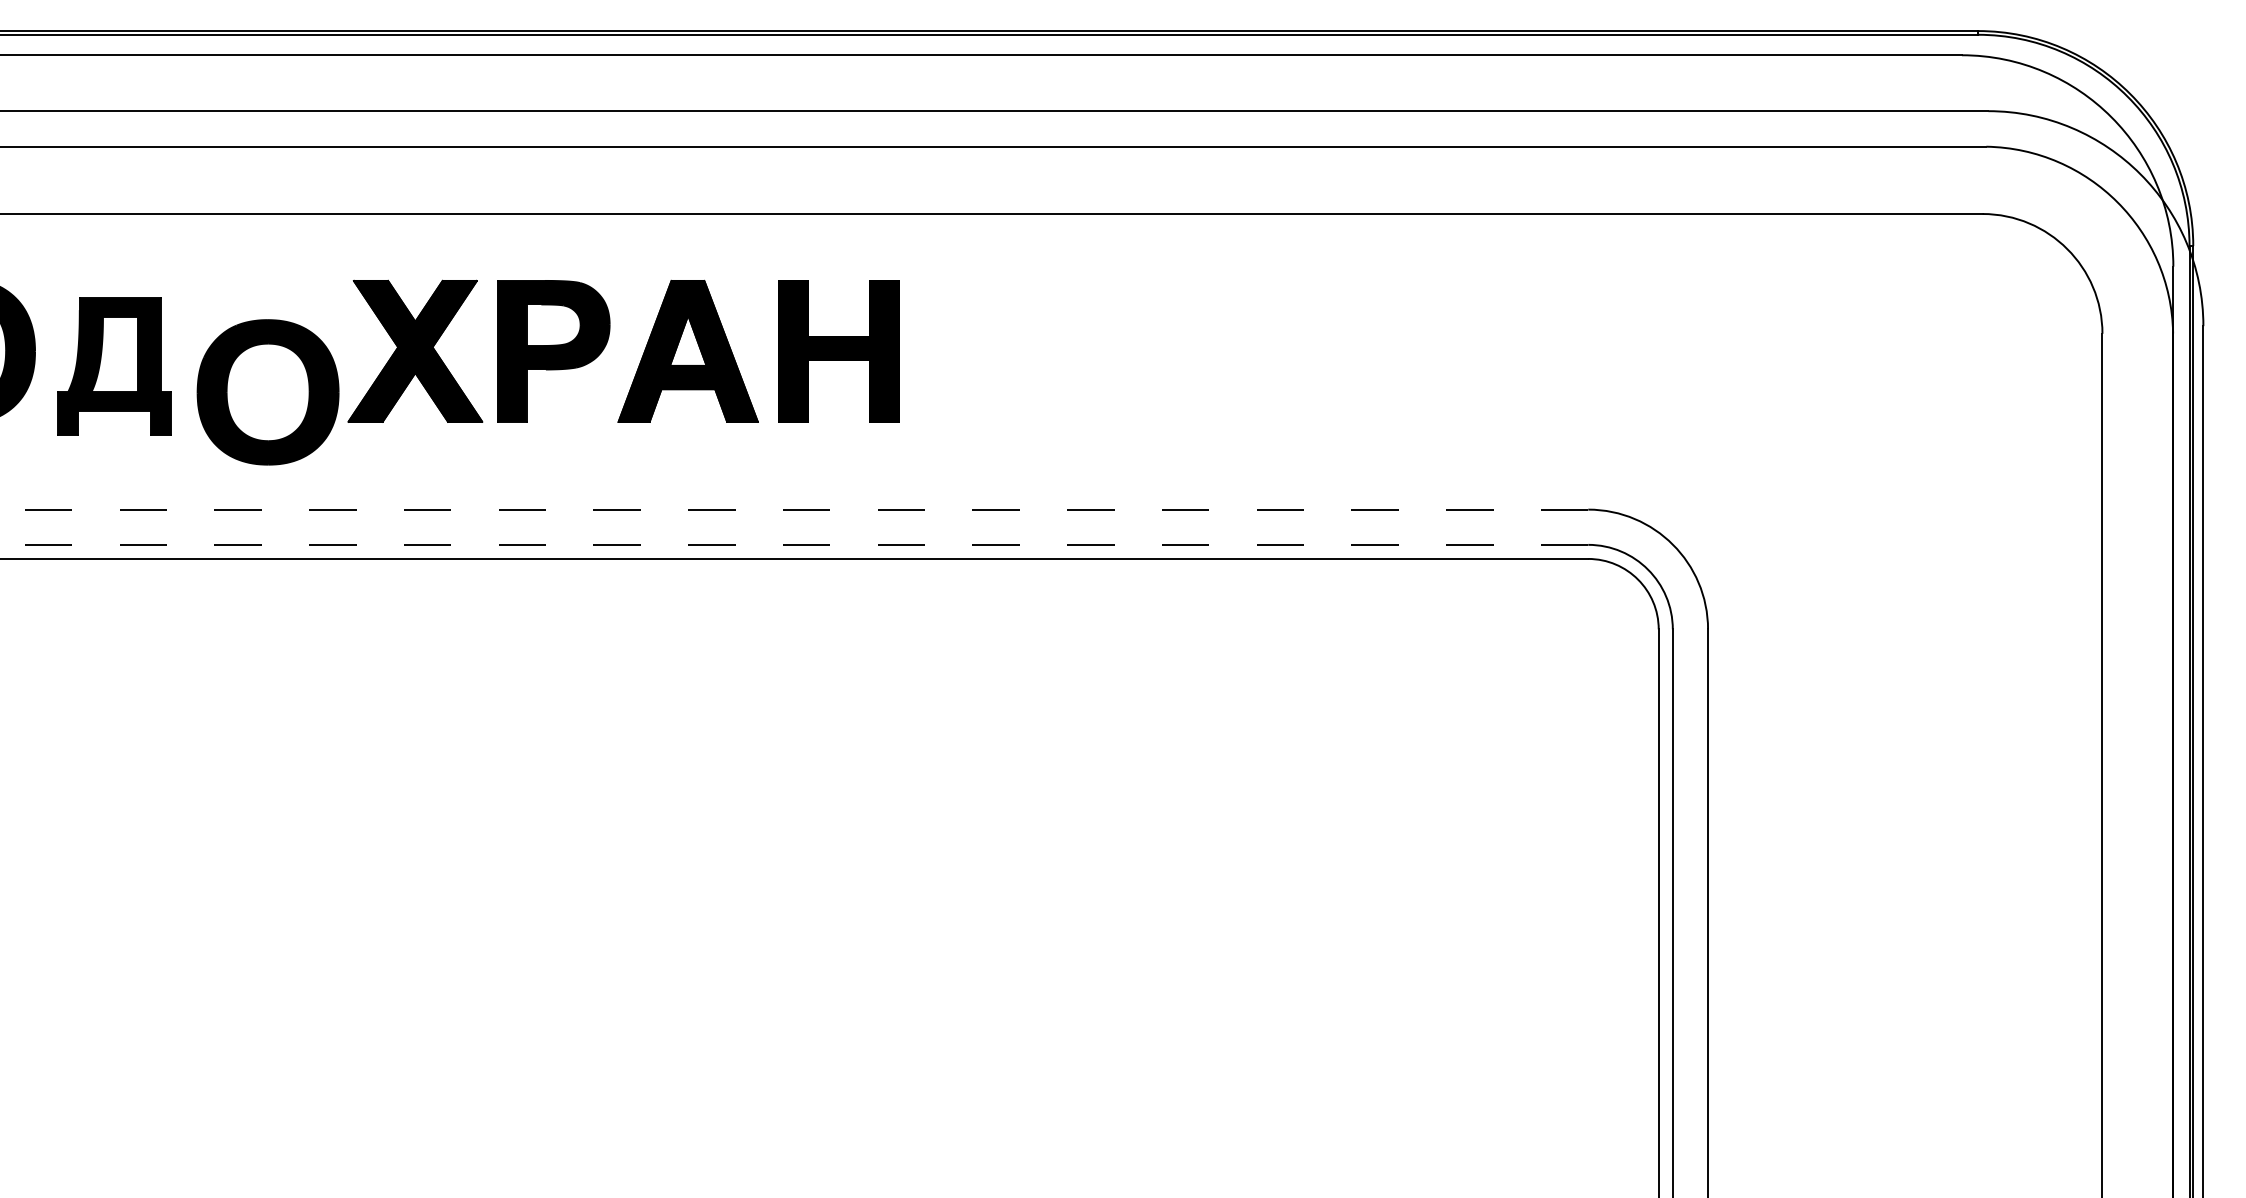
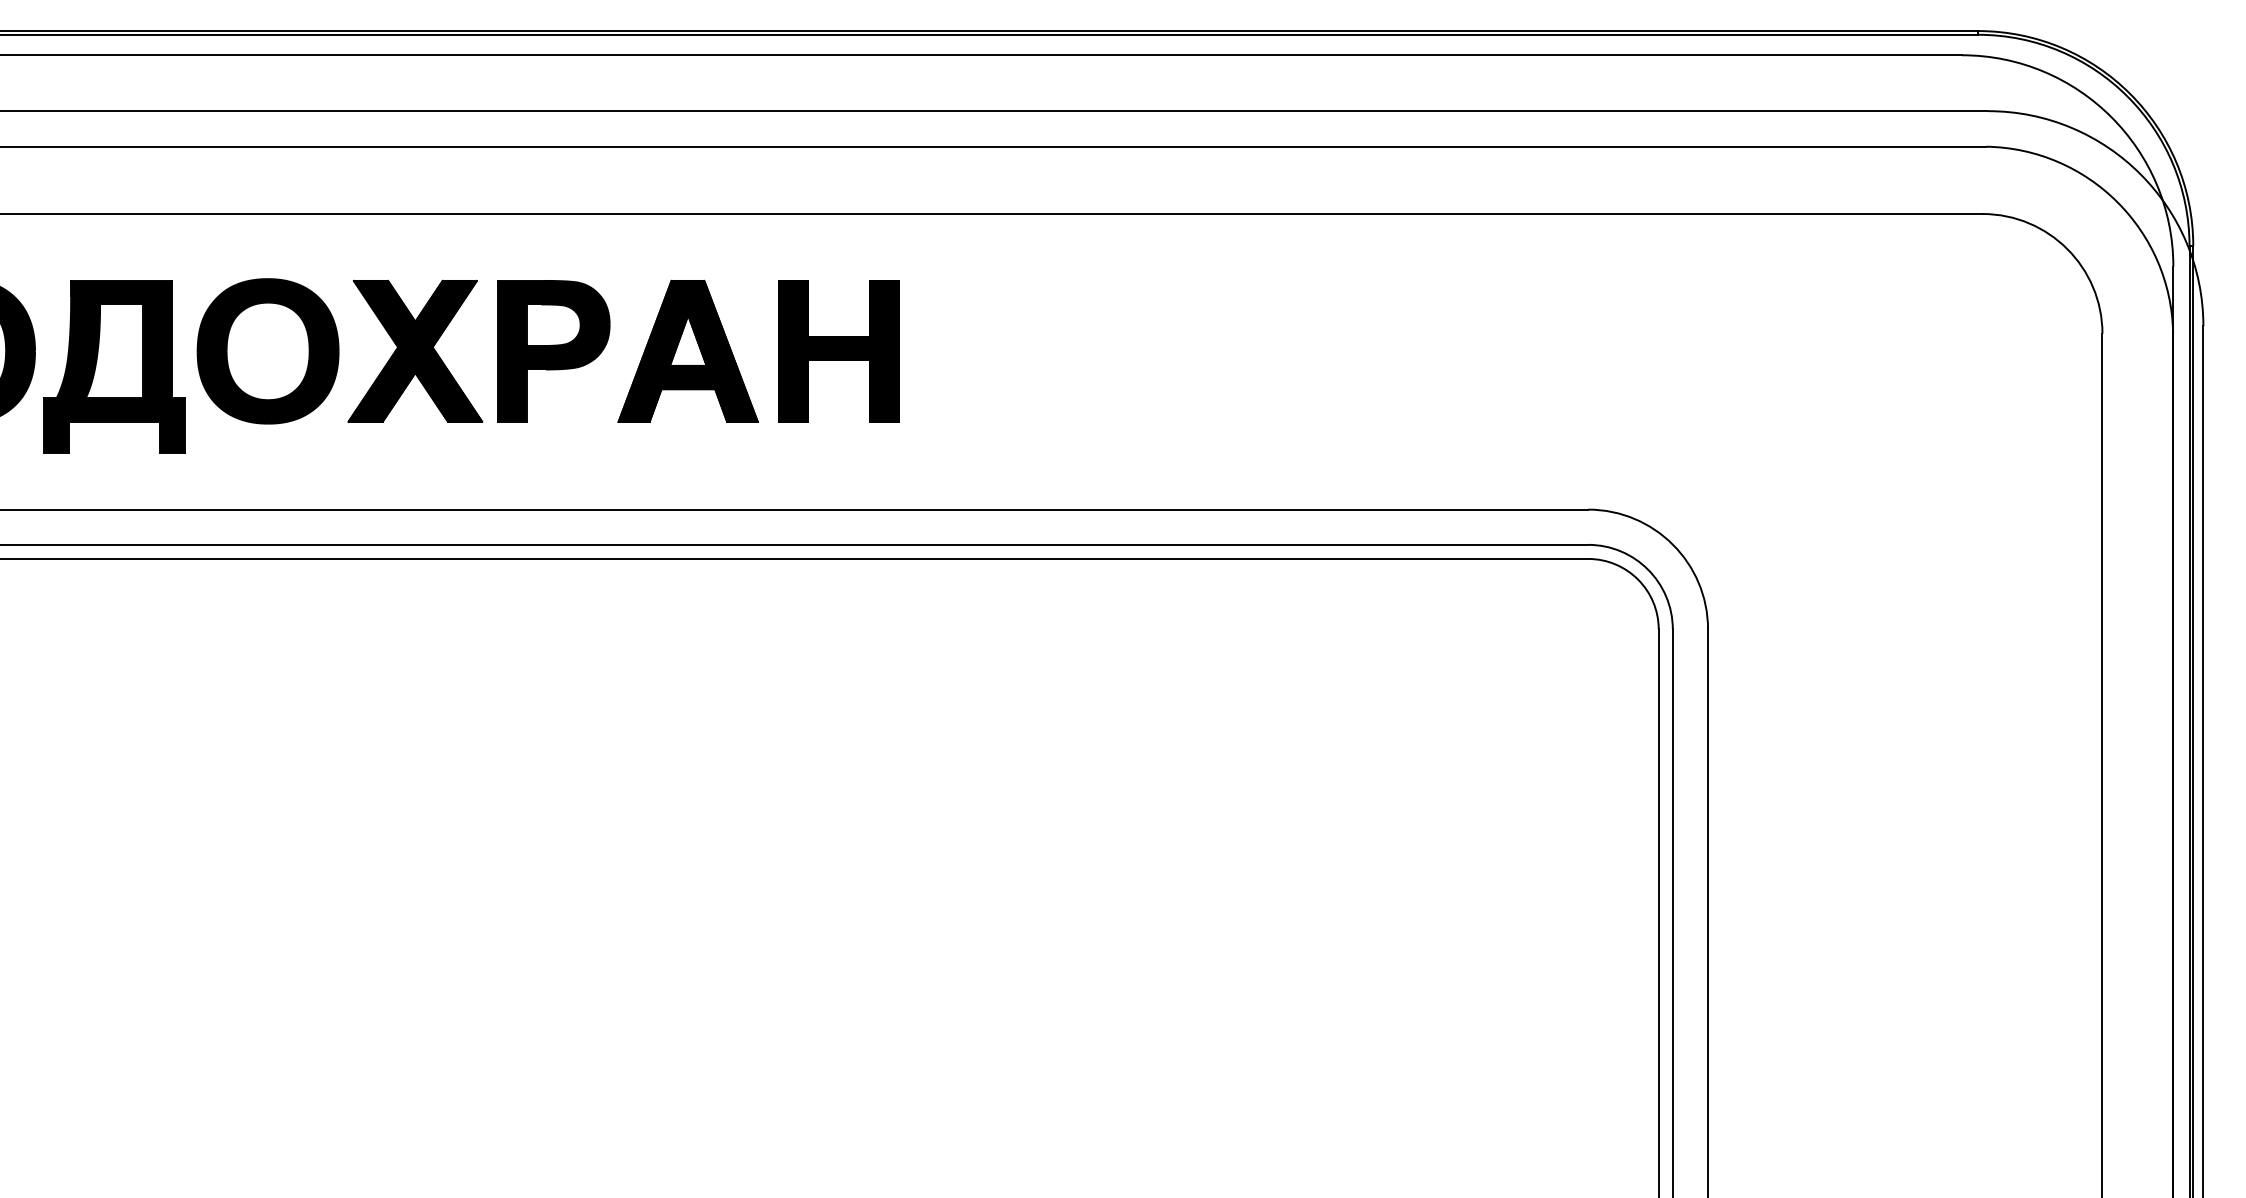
part size: 115x139 px -> 143x174 px (114, 366)
part position: (267, 392) -> (267, 351) (267, 351)
line: dashed -> solid (794, 509)
line: dashed -> solid (794, 544)
